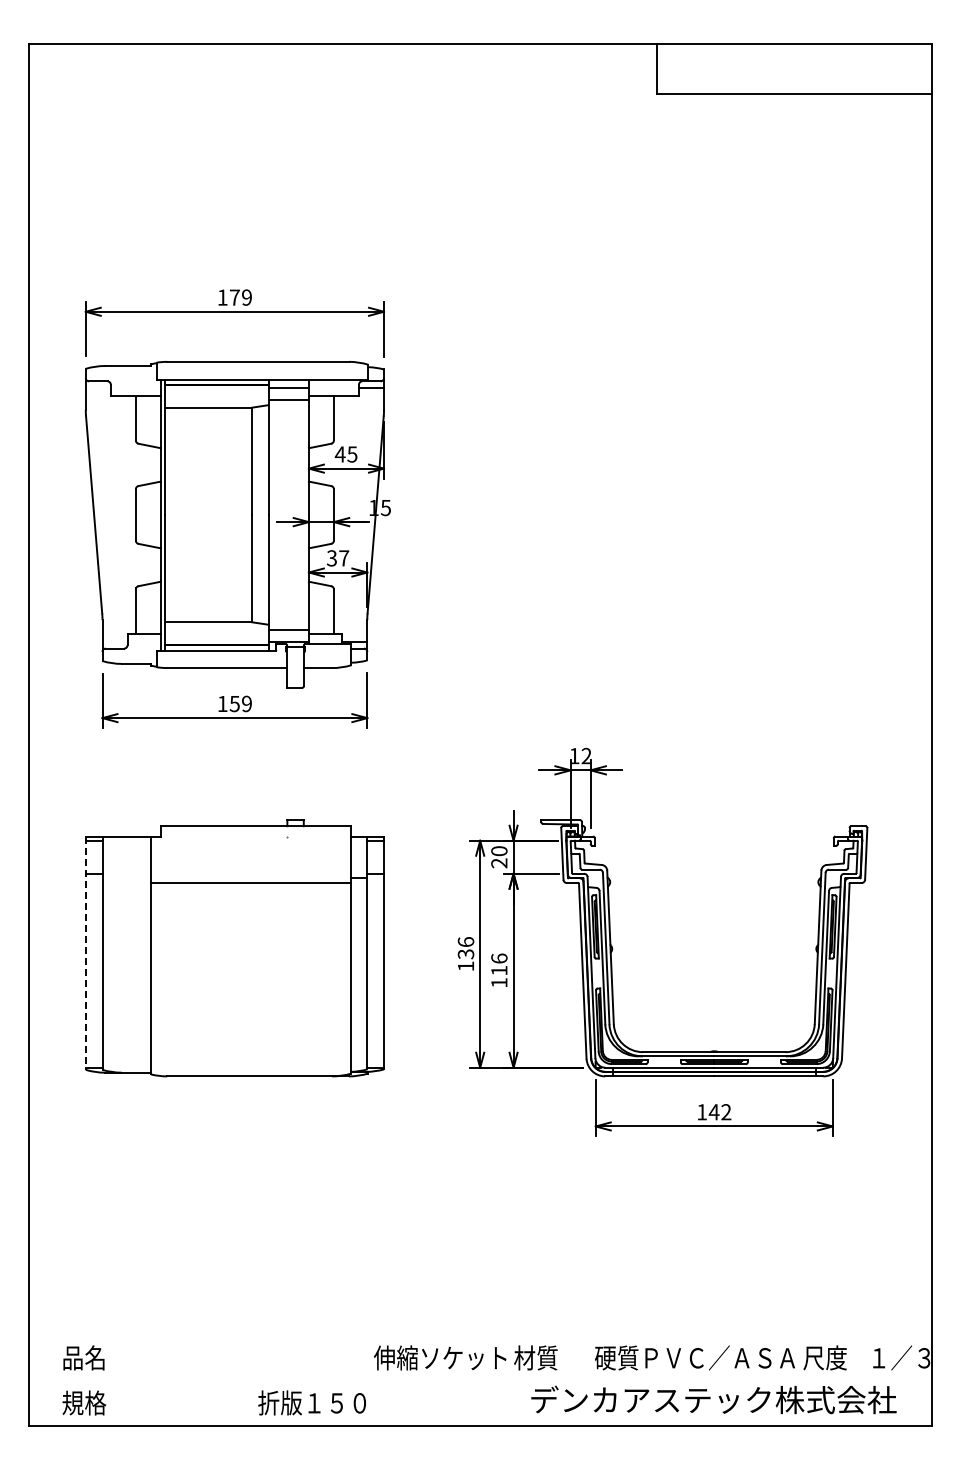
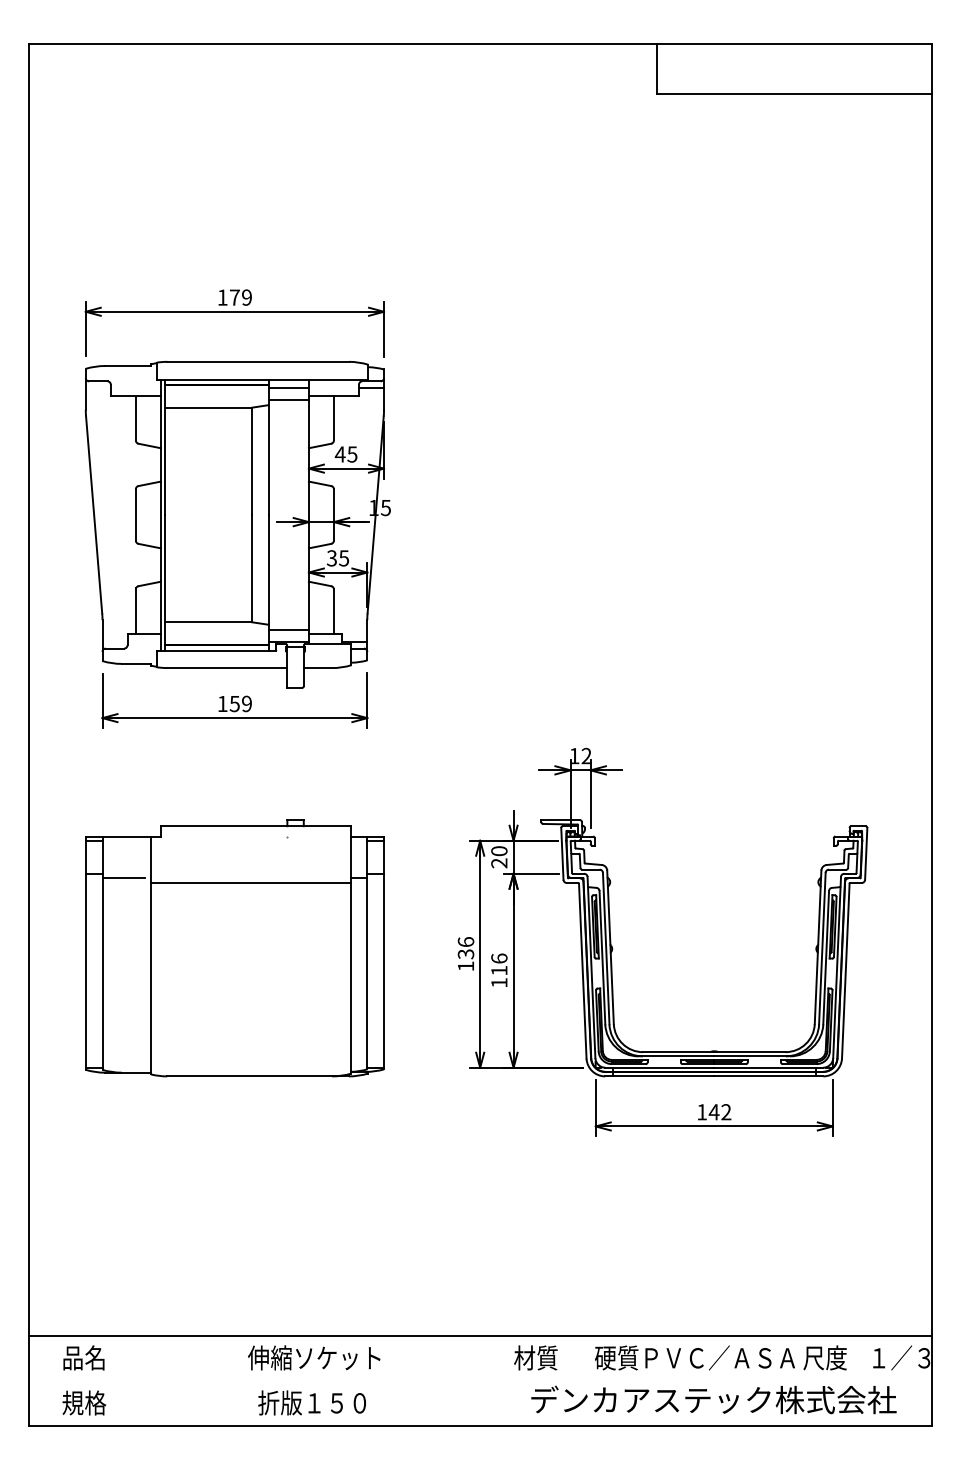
text: 37 -> 35 (344, 558)
line: none -> present (123, 878)
line: dashed -> solid (85, 953)
line: none -> present (480, 1335)
text position: (440, 1357) -> (314, 1357) (314, 1357)
